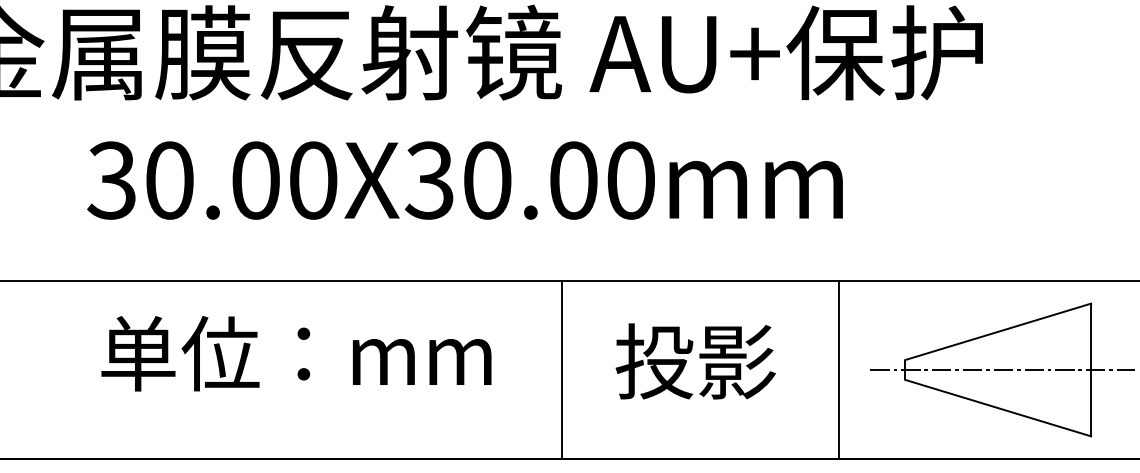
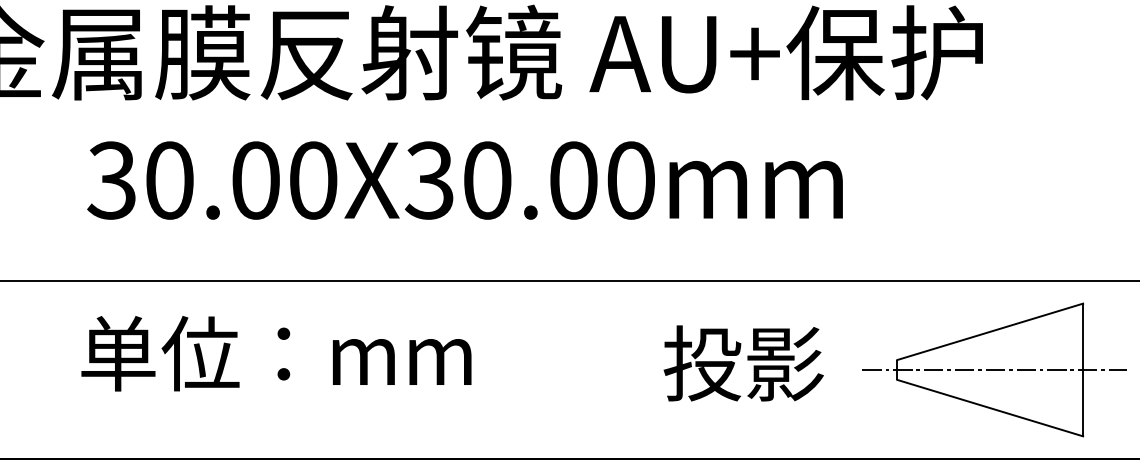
text position: (296, 353) -> (276, 353) (276, 353)
text position: (695, 361) -> (743, 363) (743, 363)
line: present -> none (561, 369)
line: present -> none (839, 369)
part position: (1002, 369) -> (994, 369) (994, 369)
